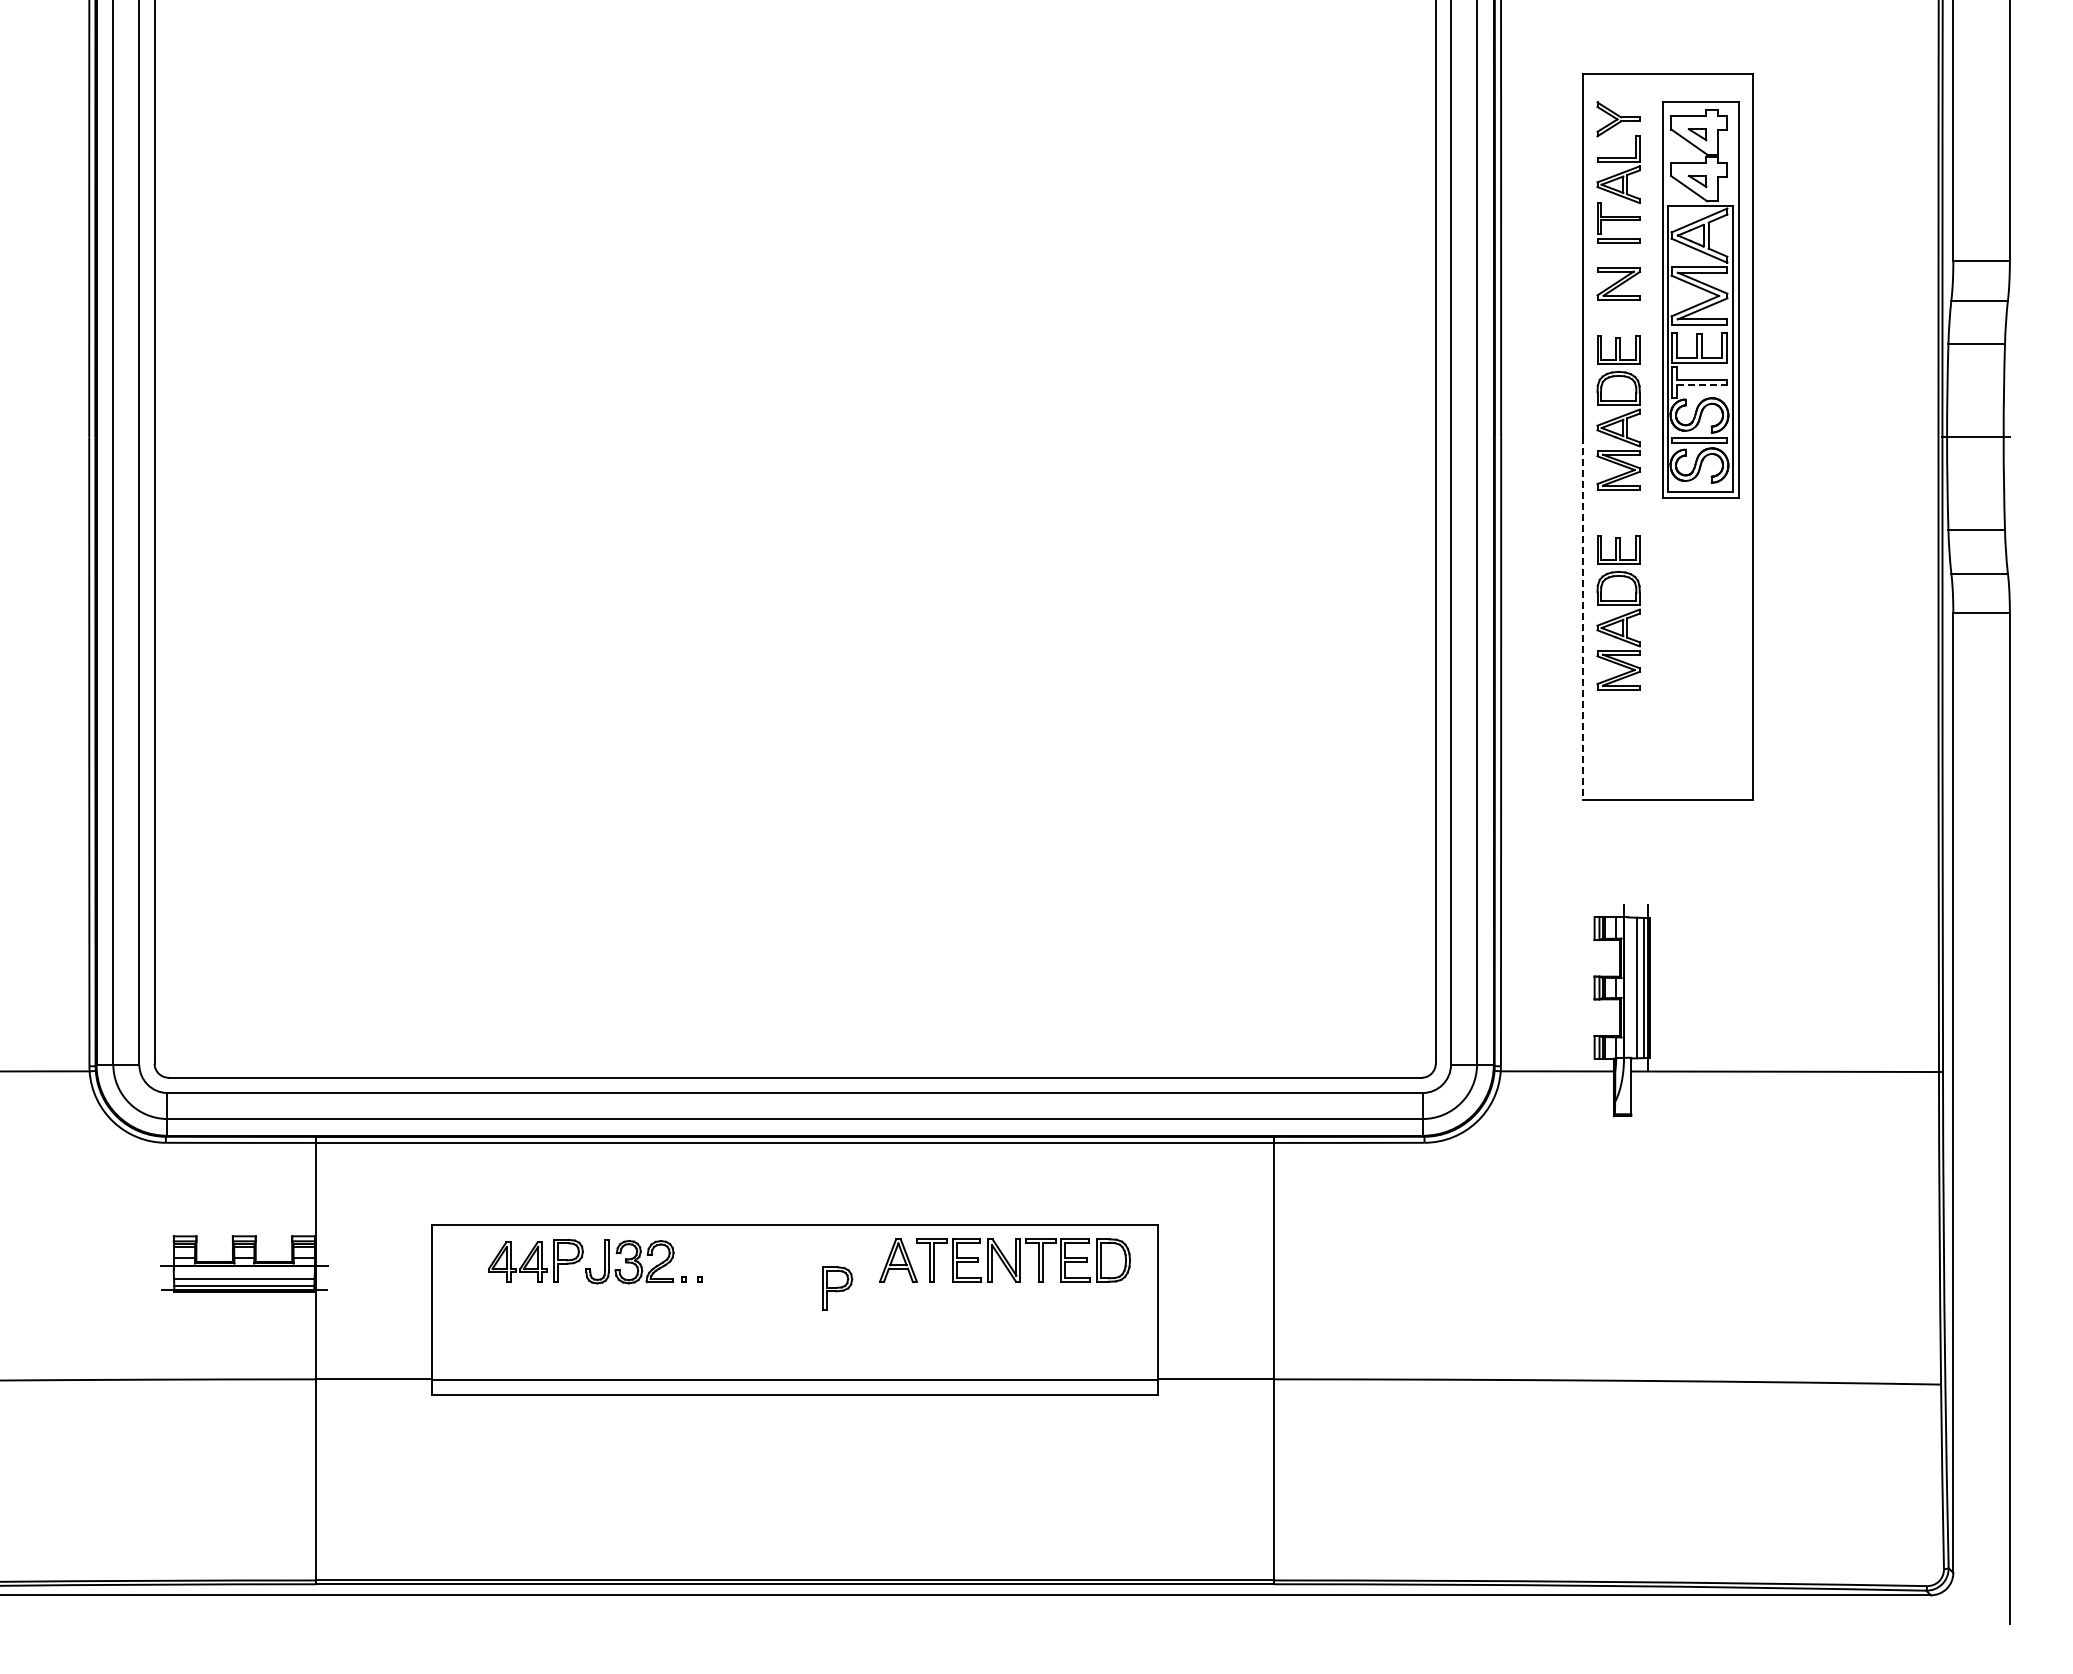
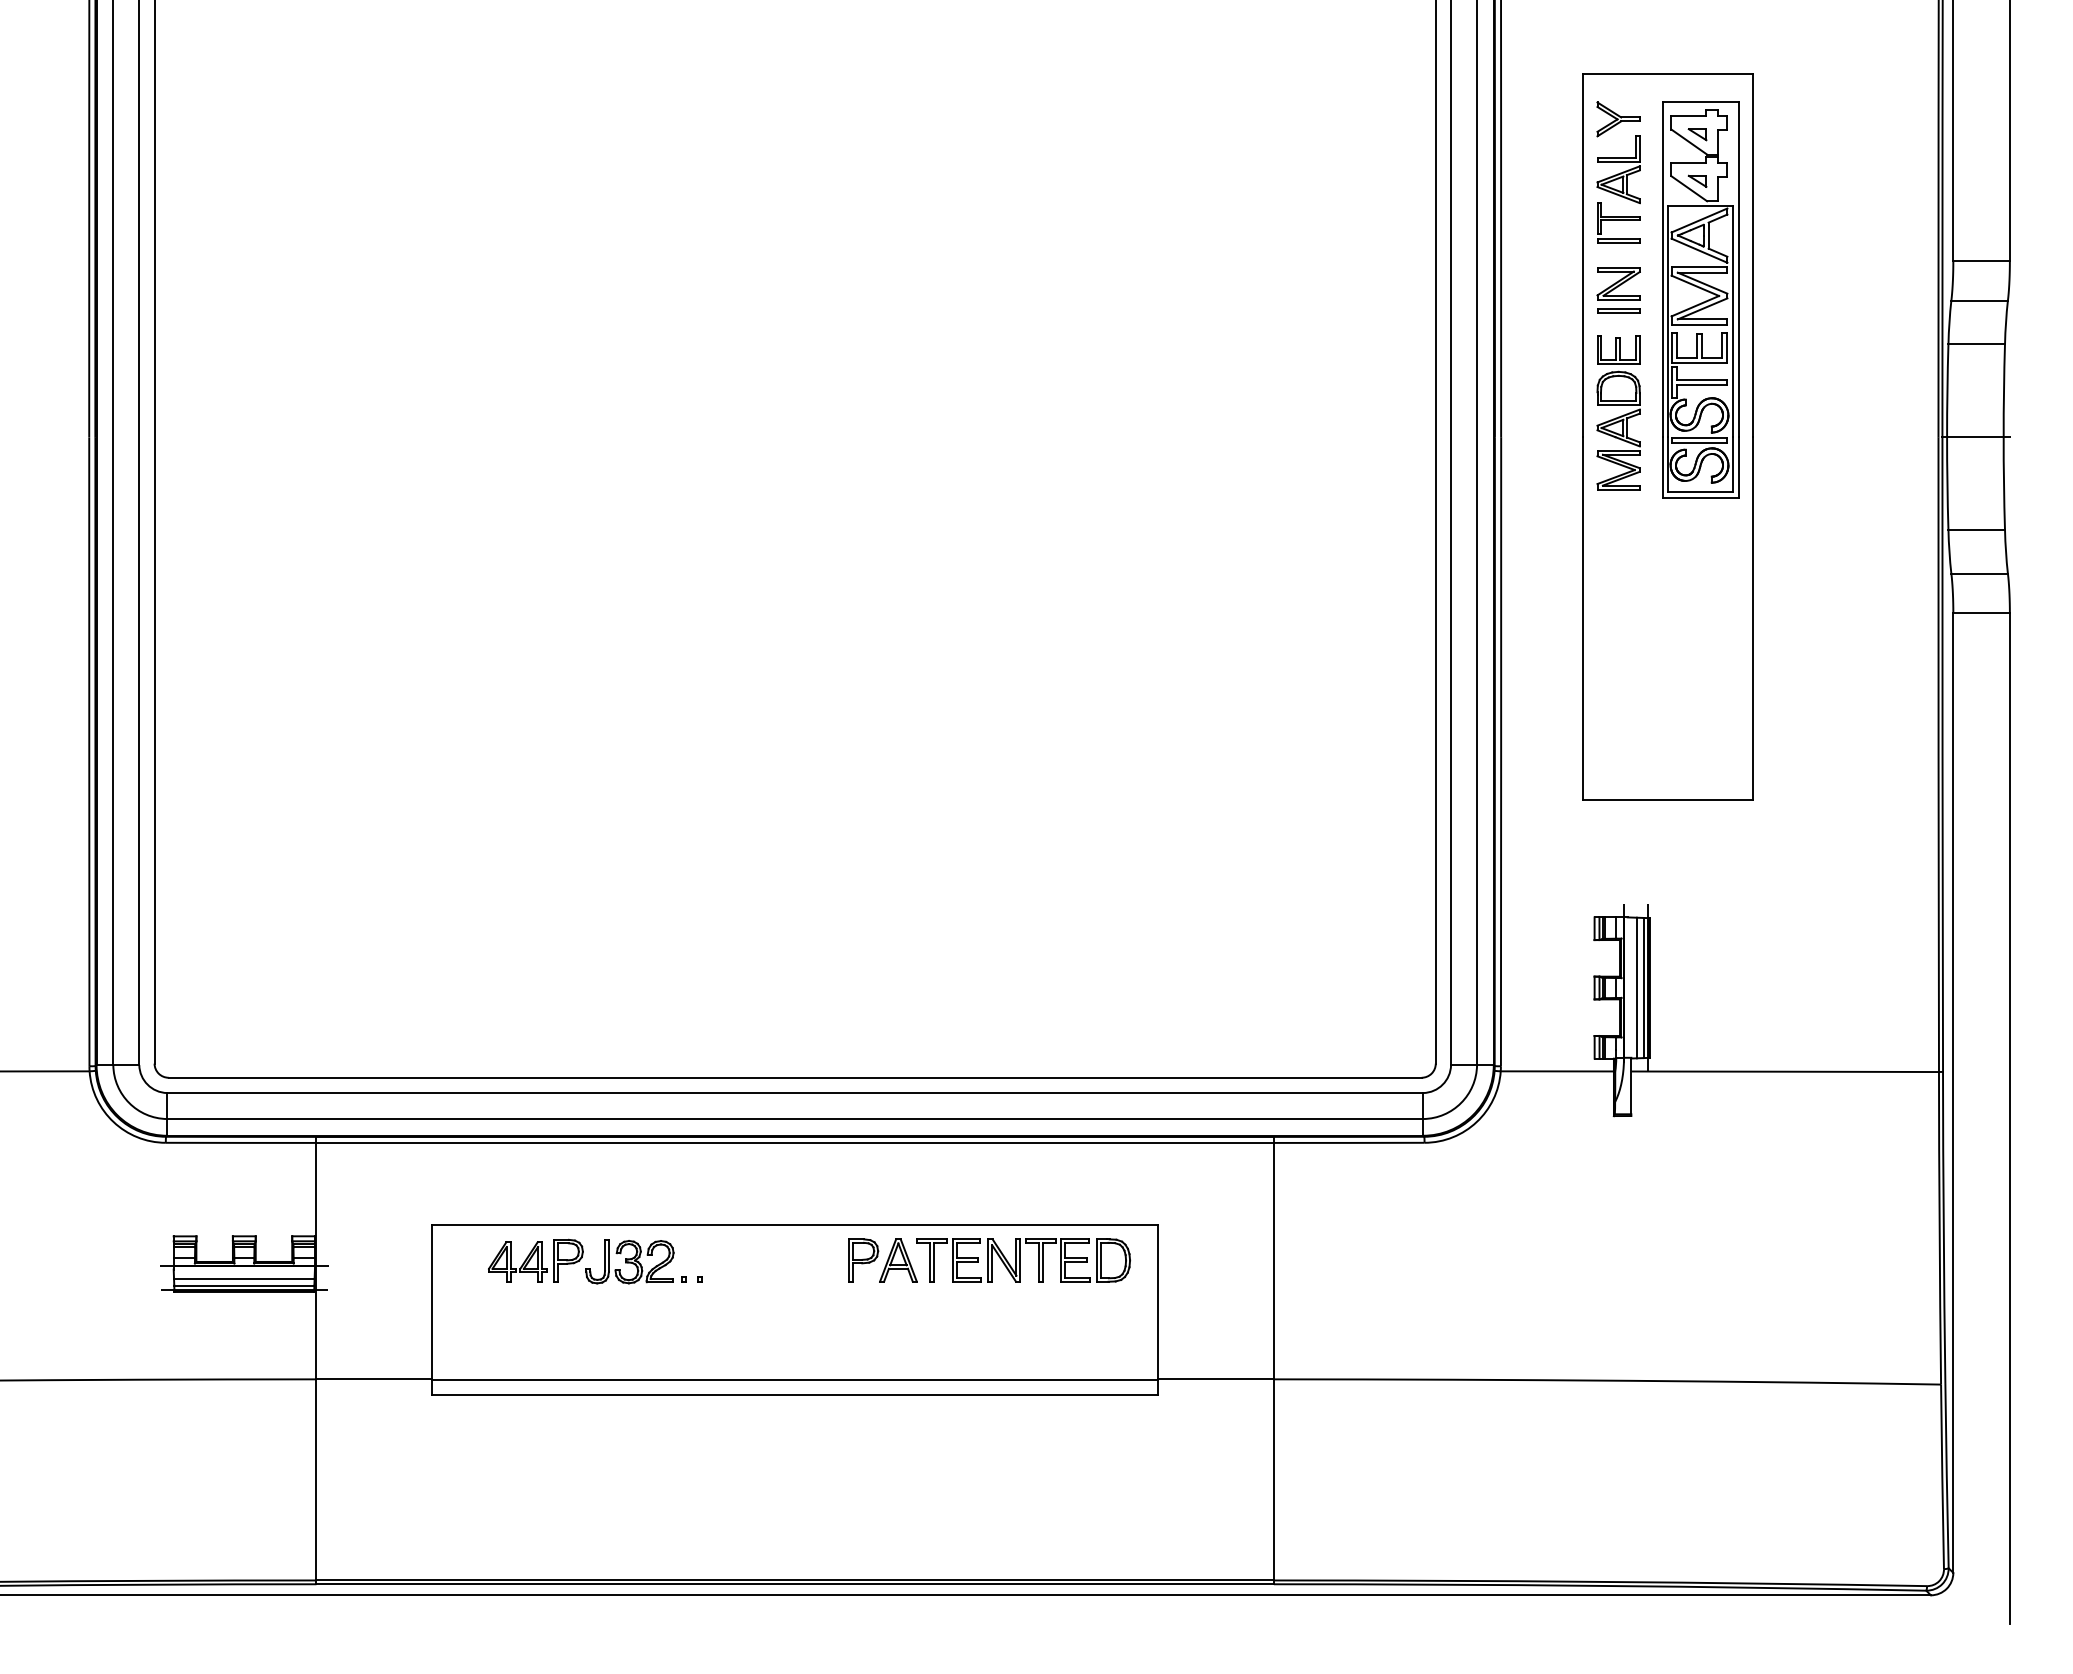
part: none -> present (1618, 310)
line: dashed -> solid (1702, 385)
part: present -> none (1618, 612)
line: dashed -> solid (1583, 619)
part position: (837, 1288) -> (863, 1260) (863, 1260)
